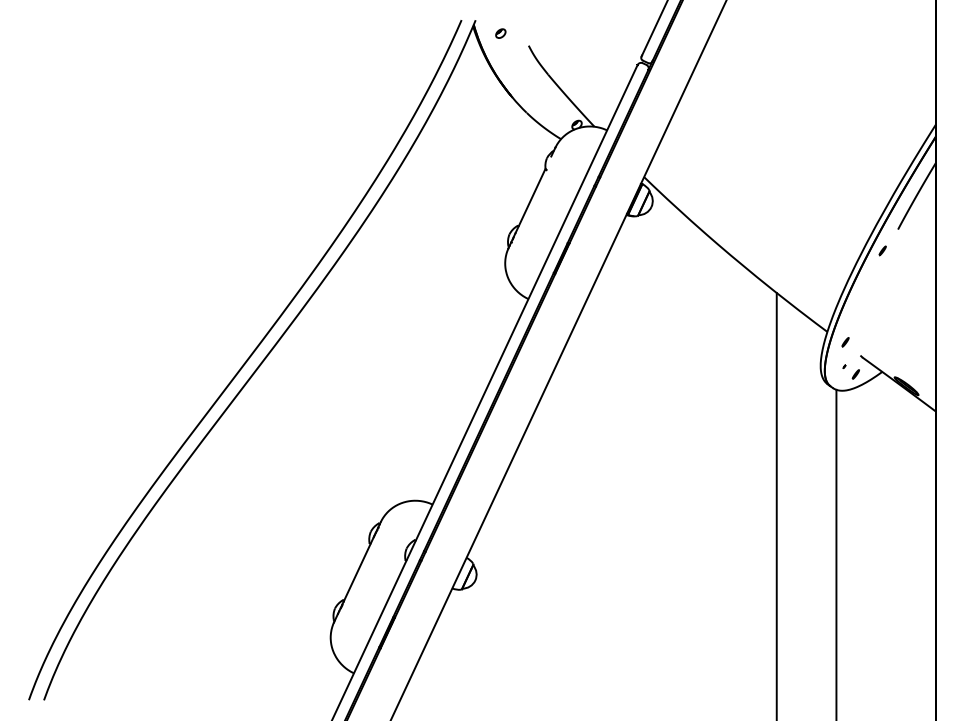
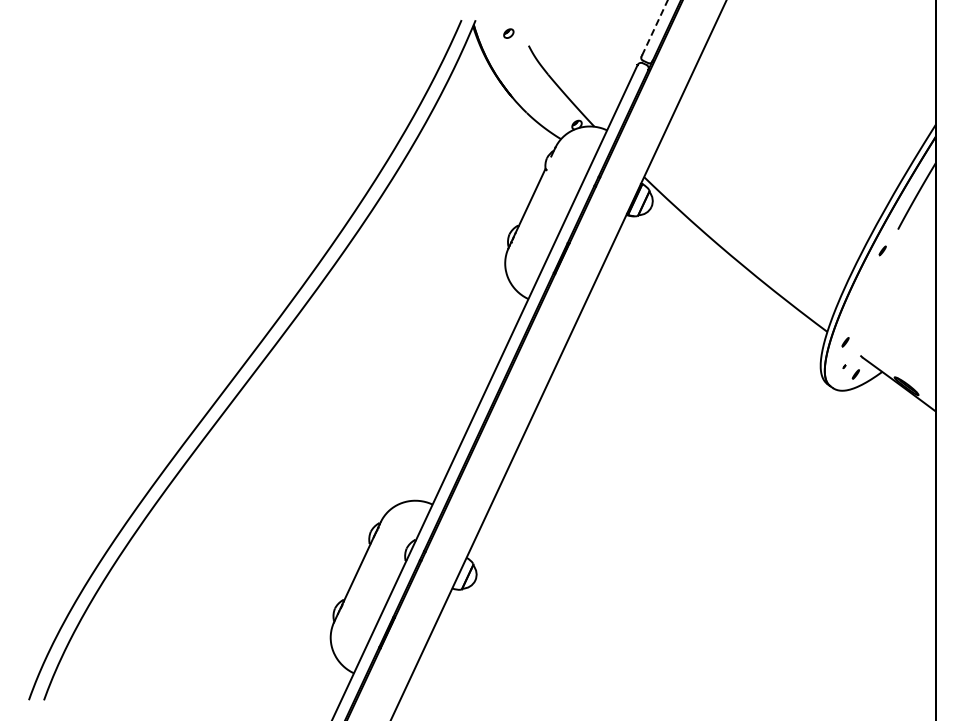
line: solid -> dashed (655, 27)
part position: (500, 33) -> (508, 33) (508, 33)
line: present -> none (776, 505)
line: present -> none (836, 553)
